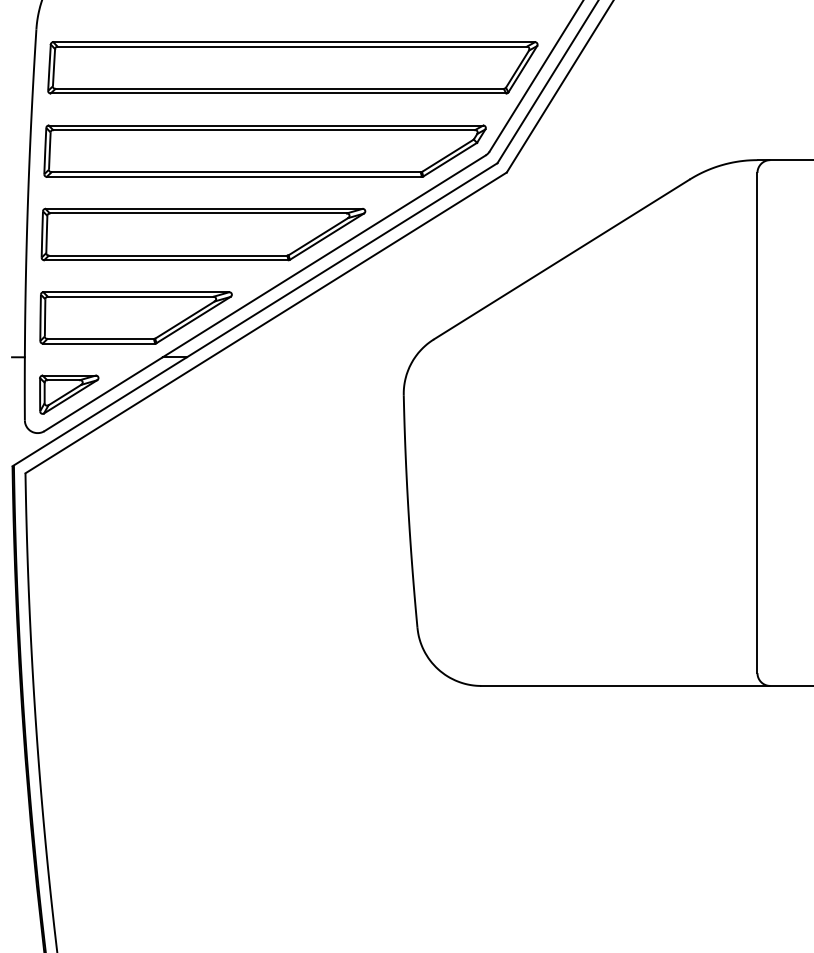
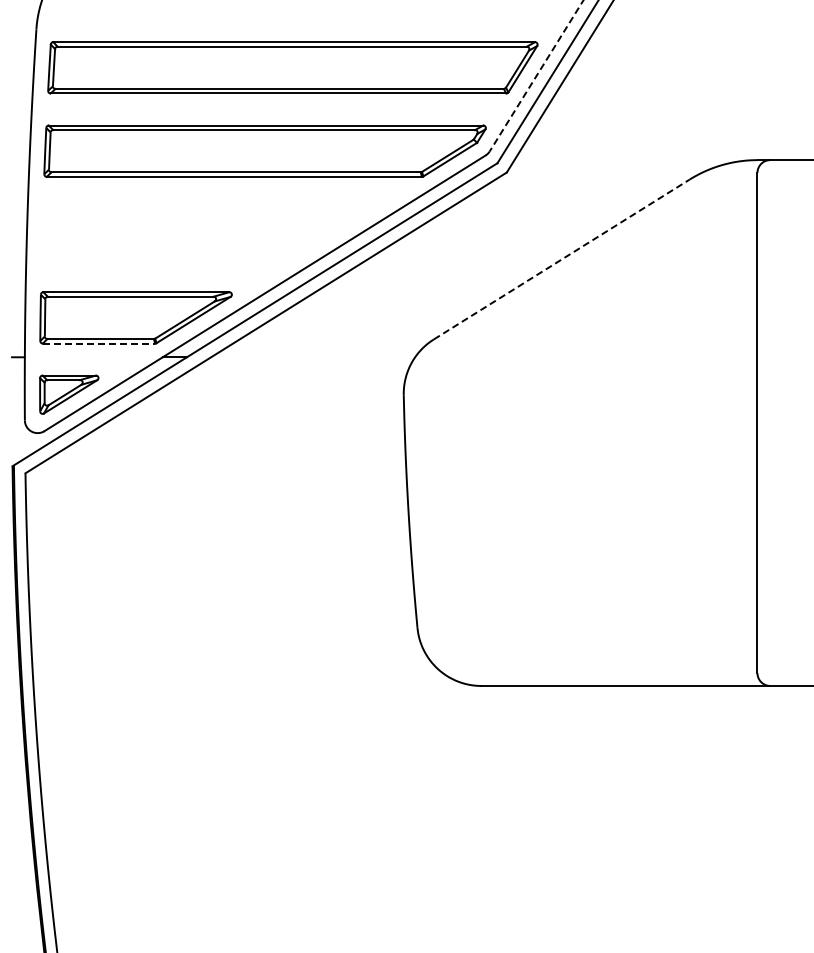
line: solid -> dashed (536, 75)
part: present -> none (203, 234)
line: solid -> dashed (561, 259)
line: solid -> dashed (99, 343)
